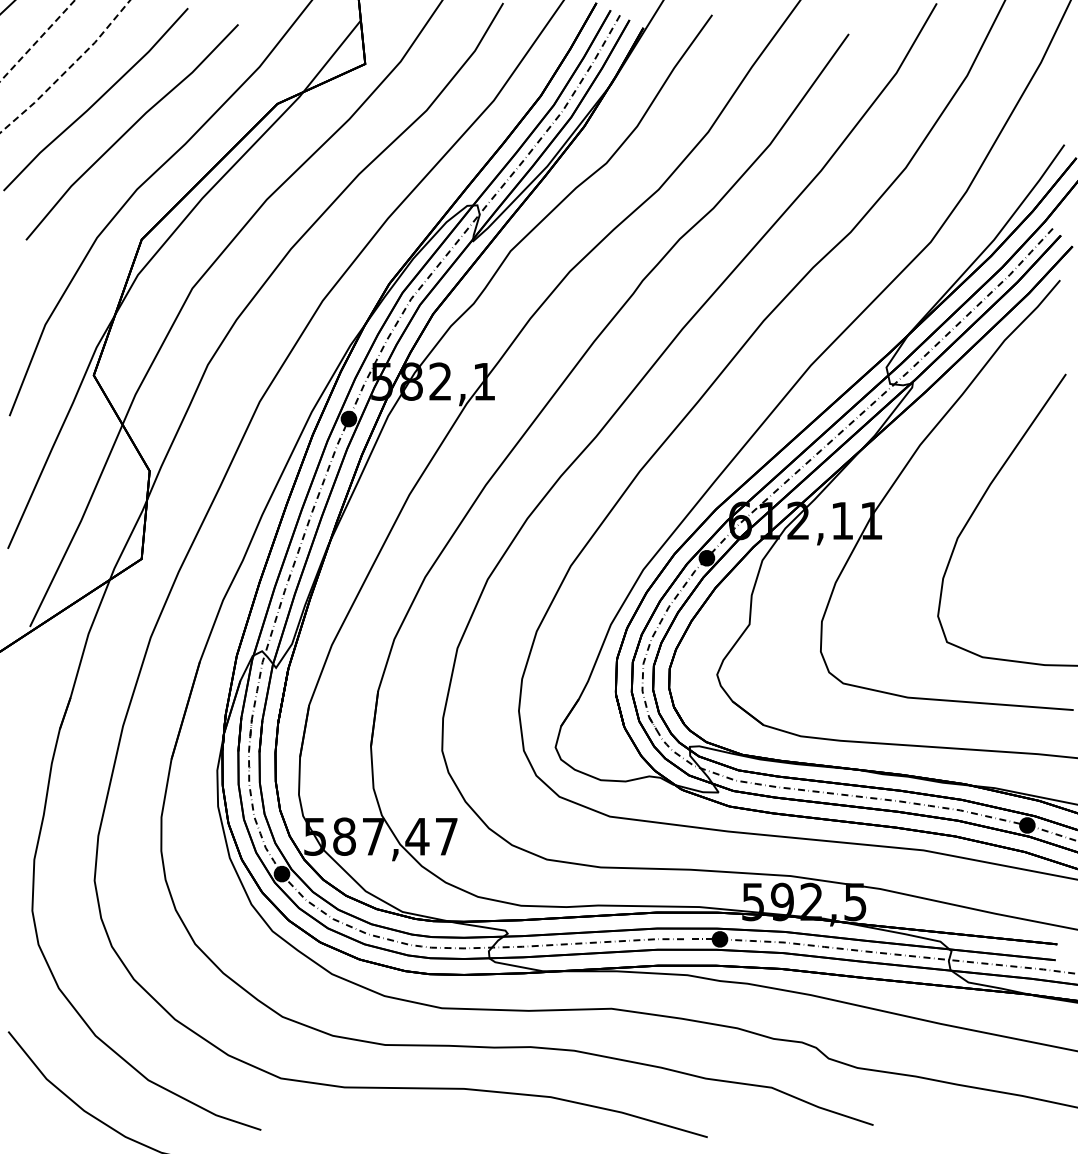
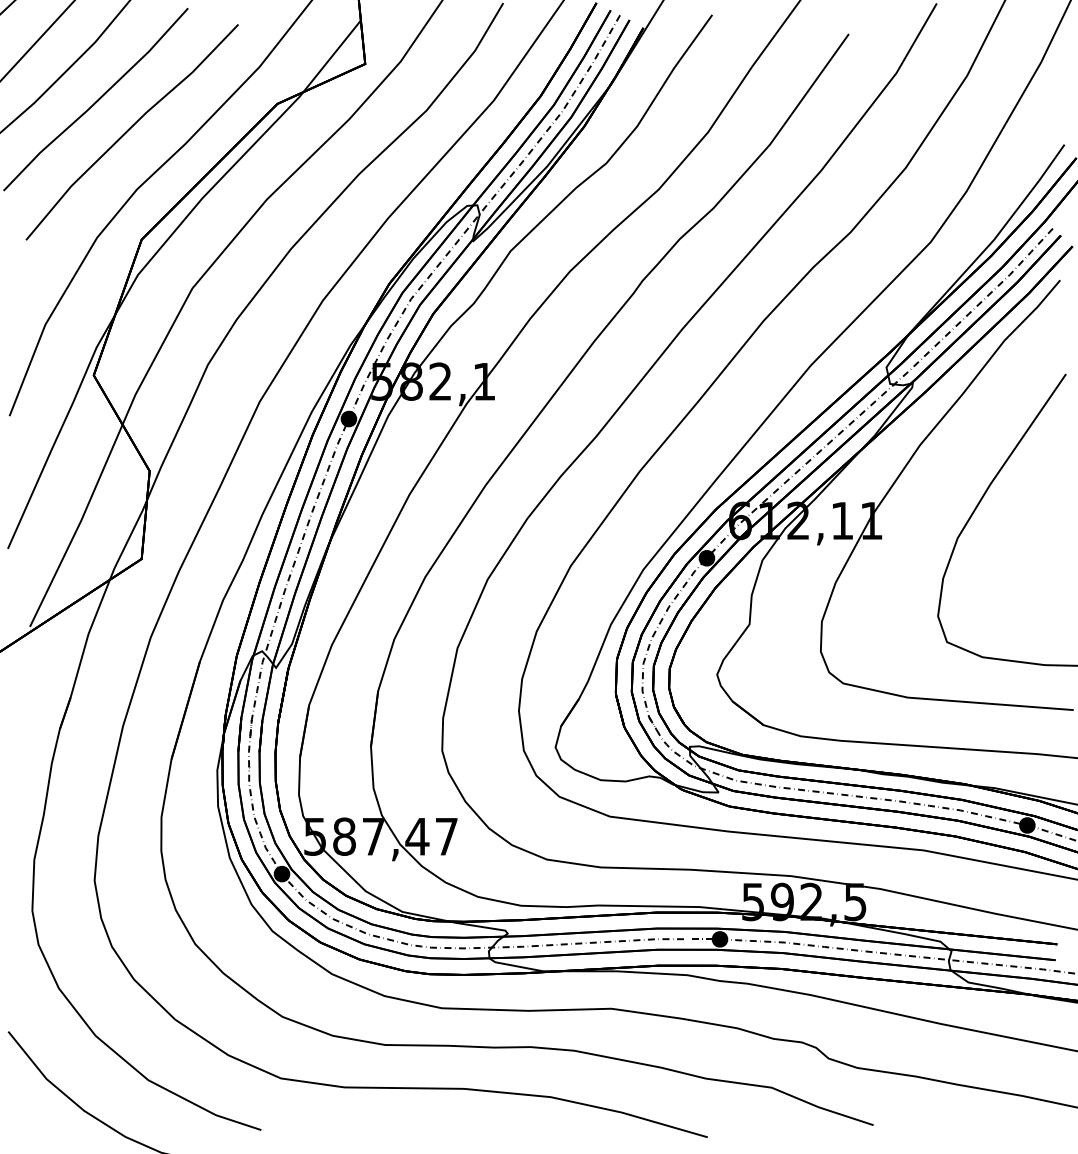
line: dashed -> solid (37, 40)
line: dashed -> solid (67, 69)
